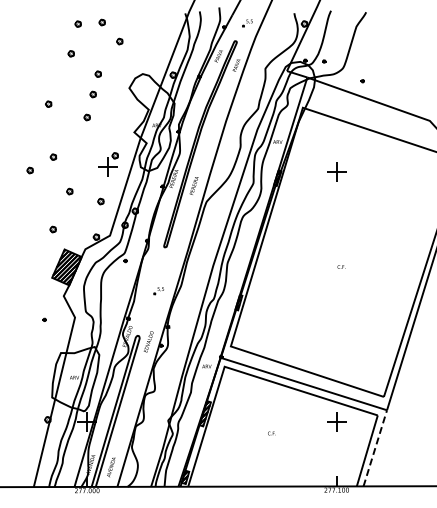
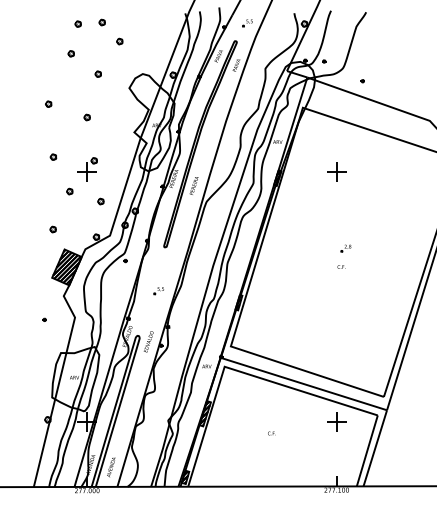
part: present -> none (92, 94)
part position: (108, 164) -> (87, 169) (87, 169)
part: present -> none (29, 170)
part: none -> present (345, 248)
line: dashed -> solid (375, 448)
